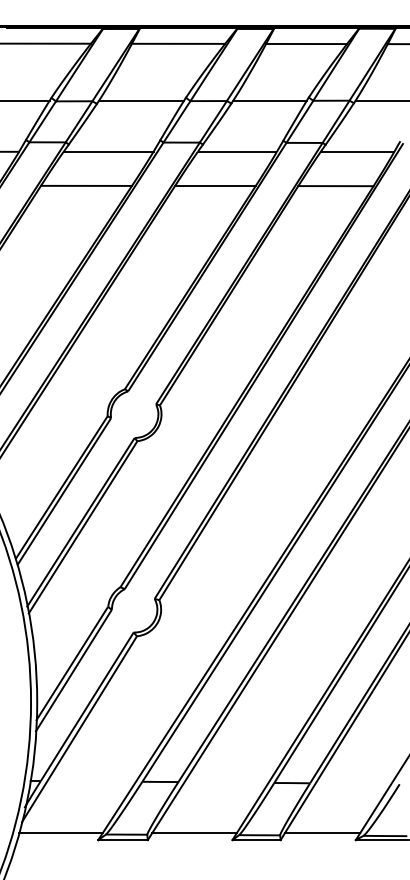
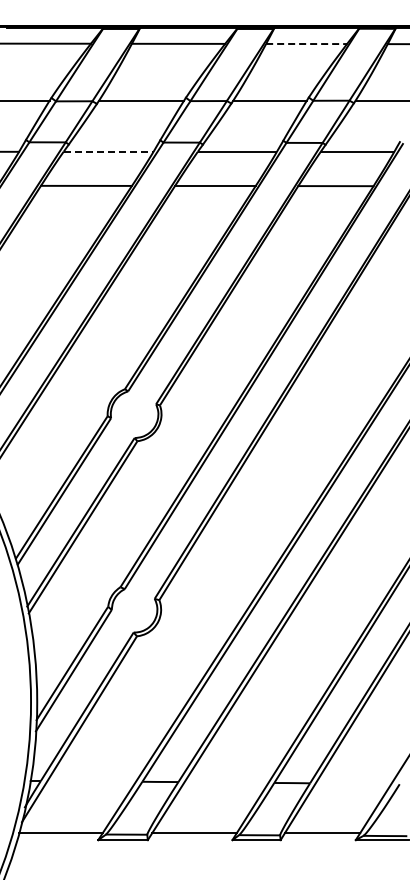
line: solid -> dashed (307, 44)
line: solid -> dashed (108, 151)
